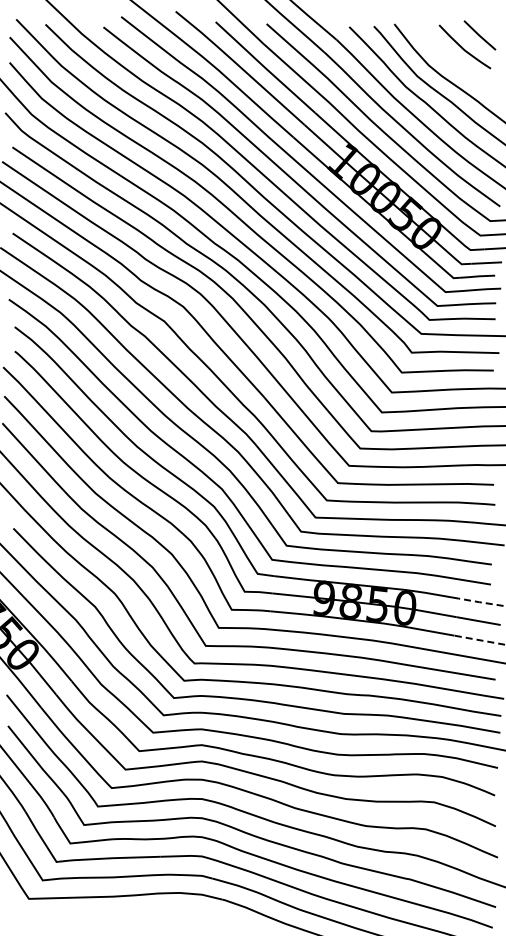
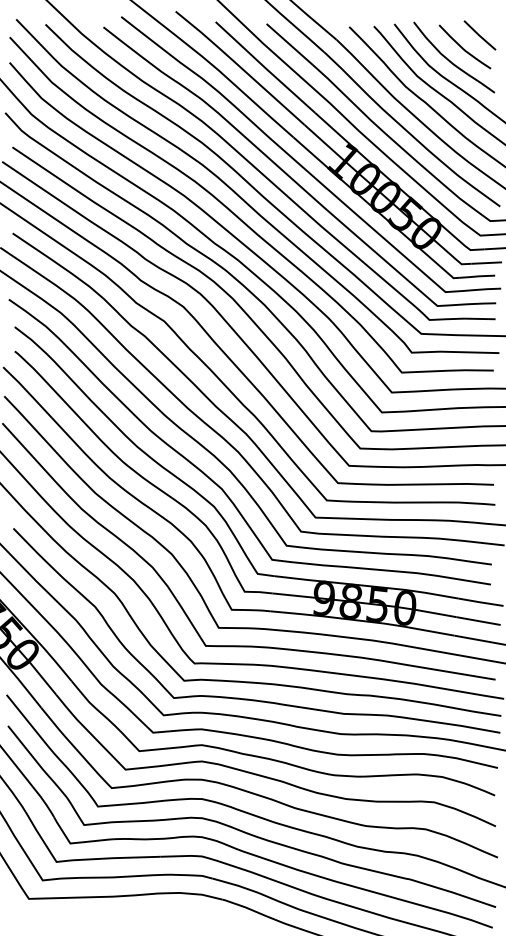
curve: none -> present (450, 60)
line: dashed -> solid (480, 602)
line: dashed -> solid (479, 640)
